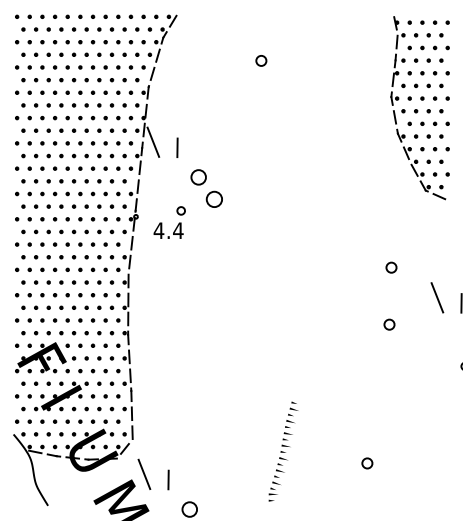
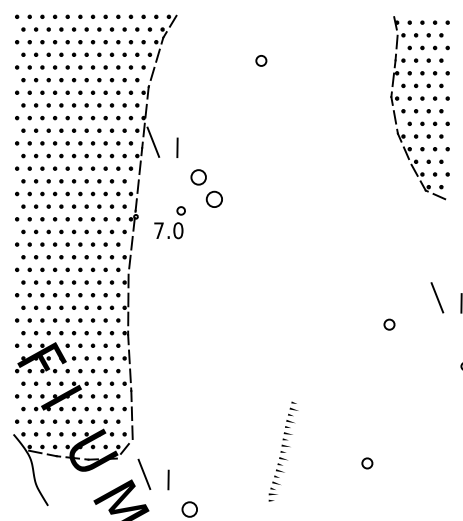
text: 4.4 -> 7.0 (168, 230)
part: present -> none (391, 267)
